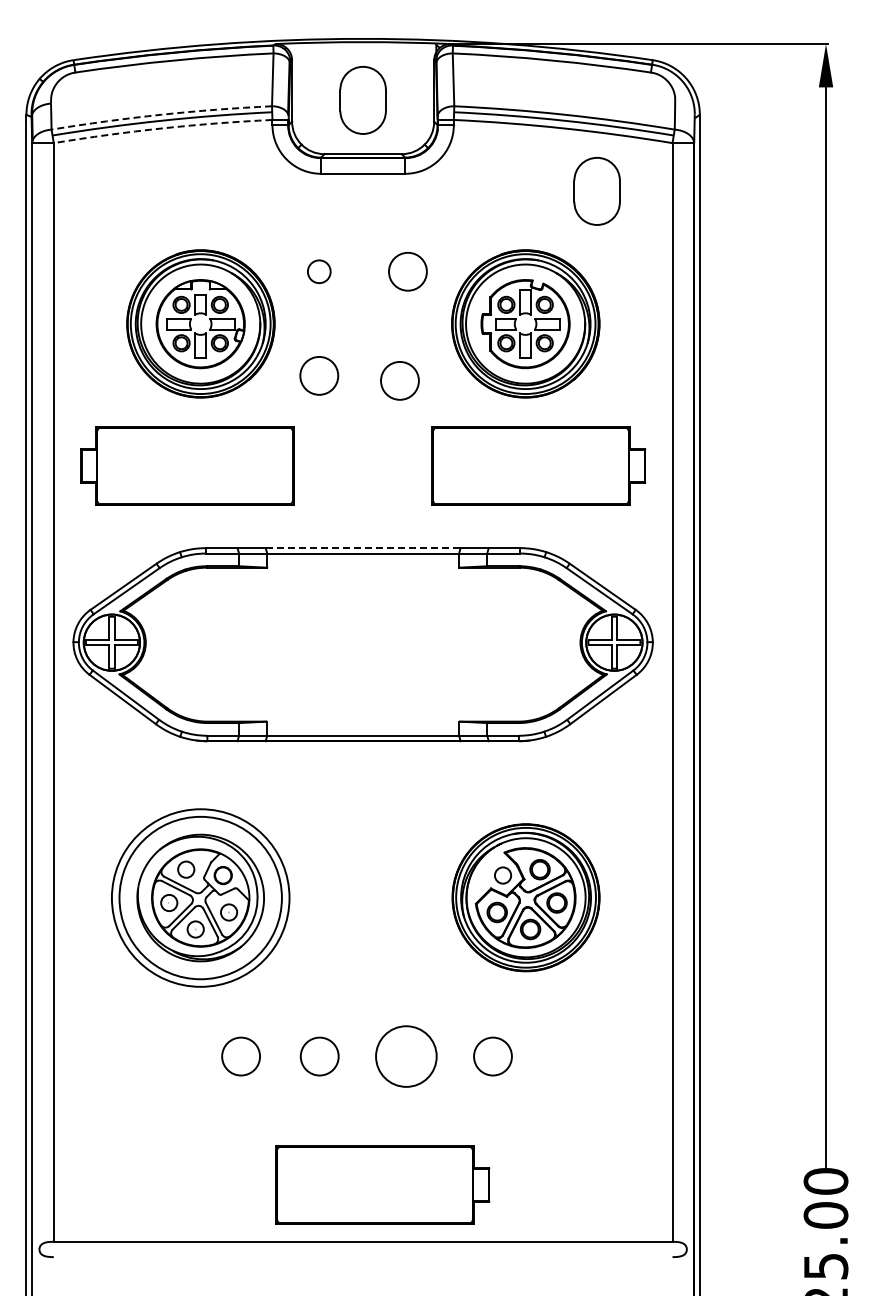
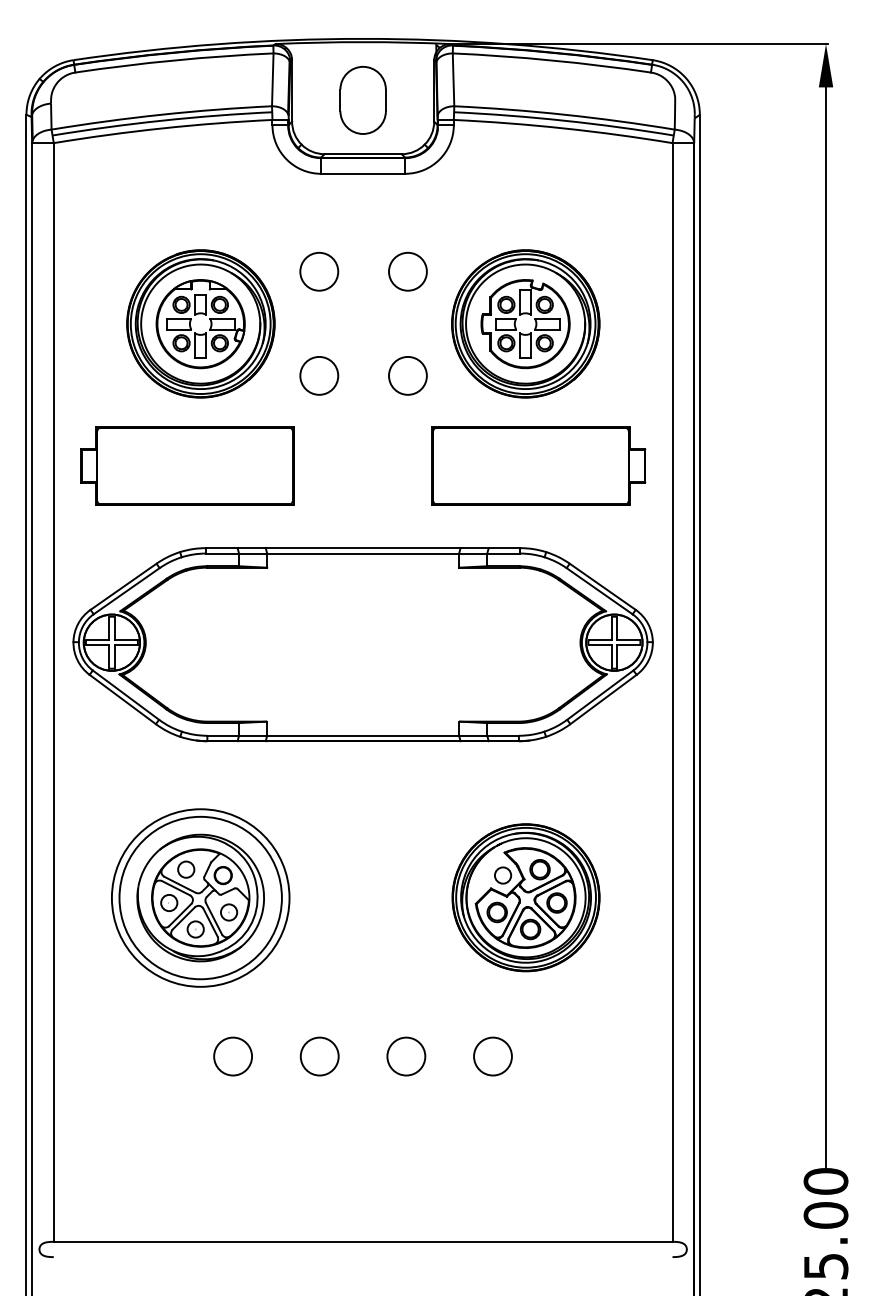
arc: dashed -> solid (161, 114)
arc: dashed -> solid (162, 128)
part: present -> none (596, 191)
circle diameter: 23 px -> 38 px (319, 271)
circle position: (399, 380) -> (407, 375) (407, 375)
line: dashed -> solid (363, 548)
circle position: (240, 1056) -> (232, 1056) (232, 1056)
circle diameter: 61 px -> 38 px (406, 1056)
part: present -> none (382, 1184)
